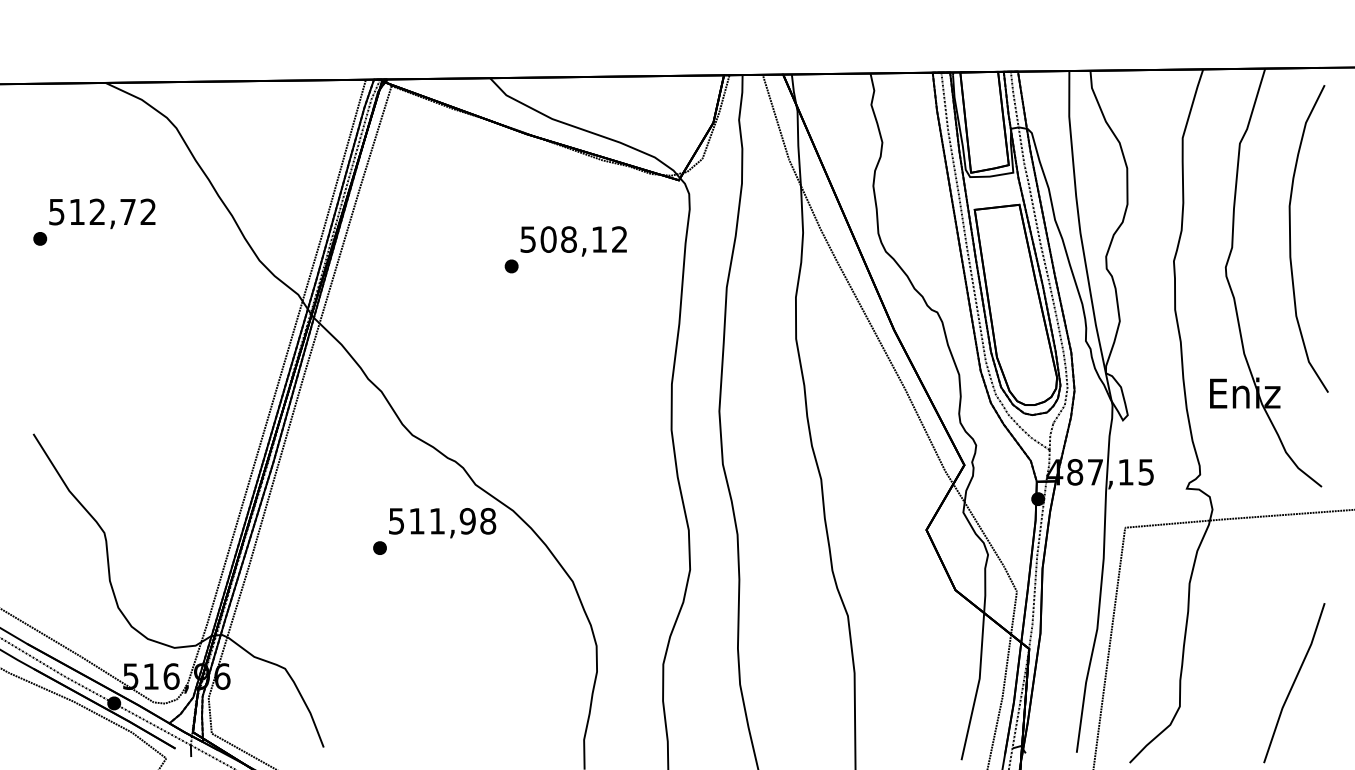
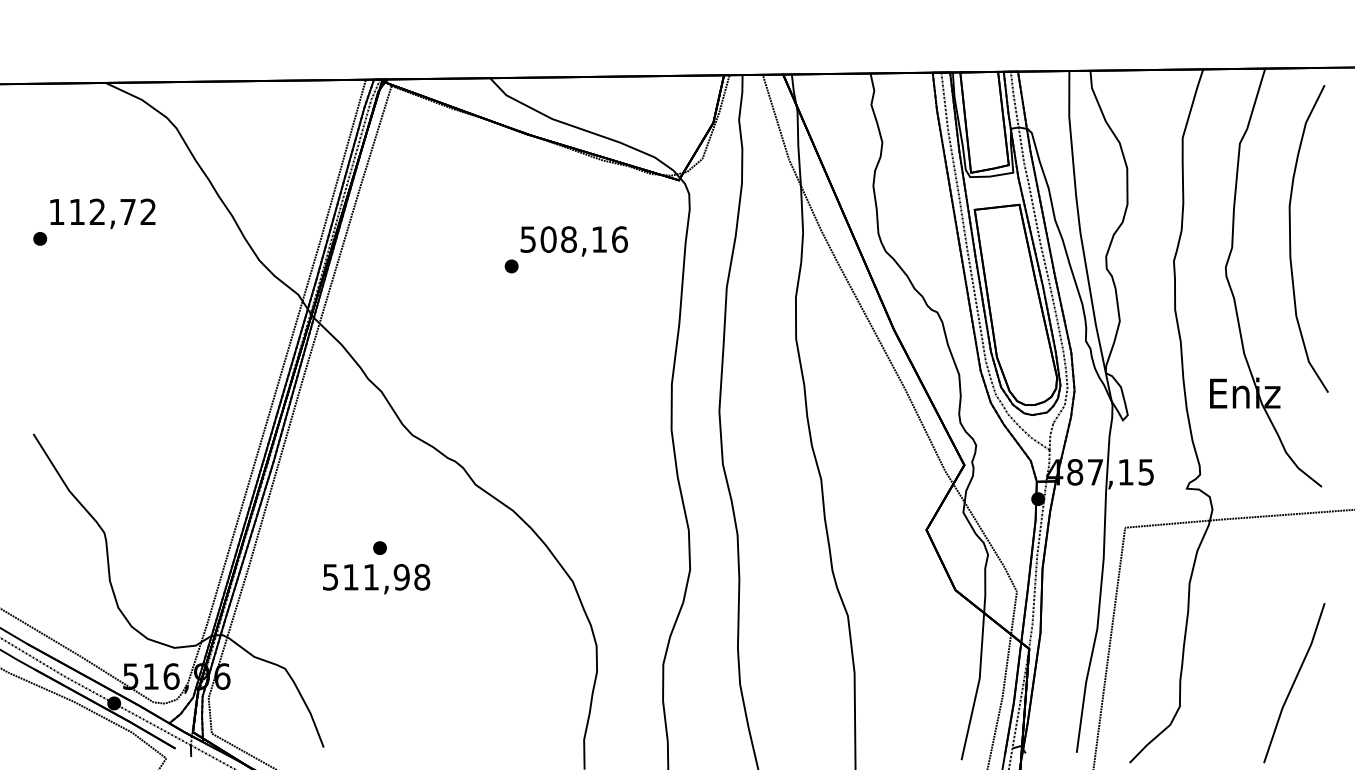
text: 512,72 -> 112,72 (56, 212)
text: 508,12 -> 508,16 (619, 239)
text position: (442, 523) -> (376, 579) (376, 579)
